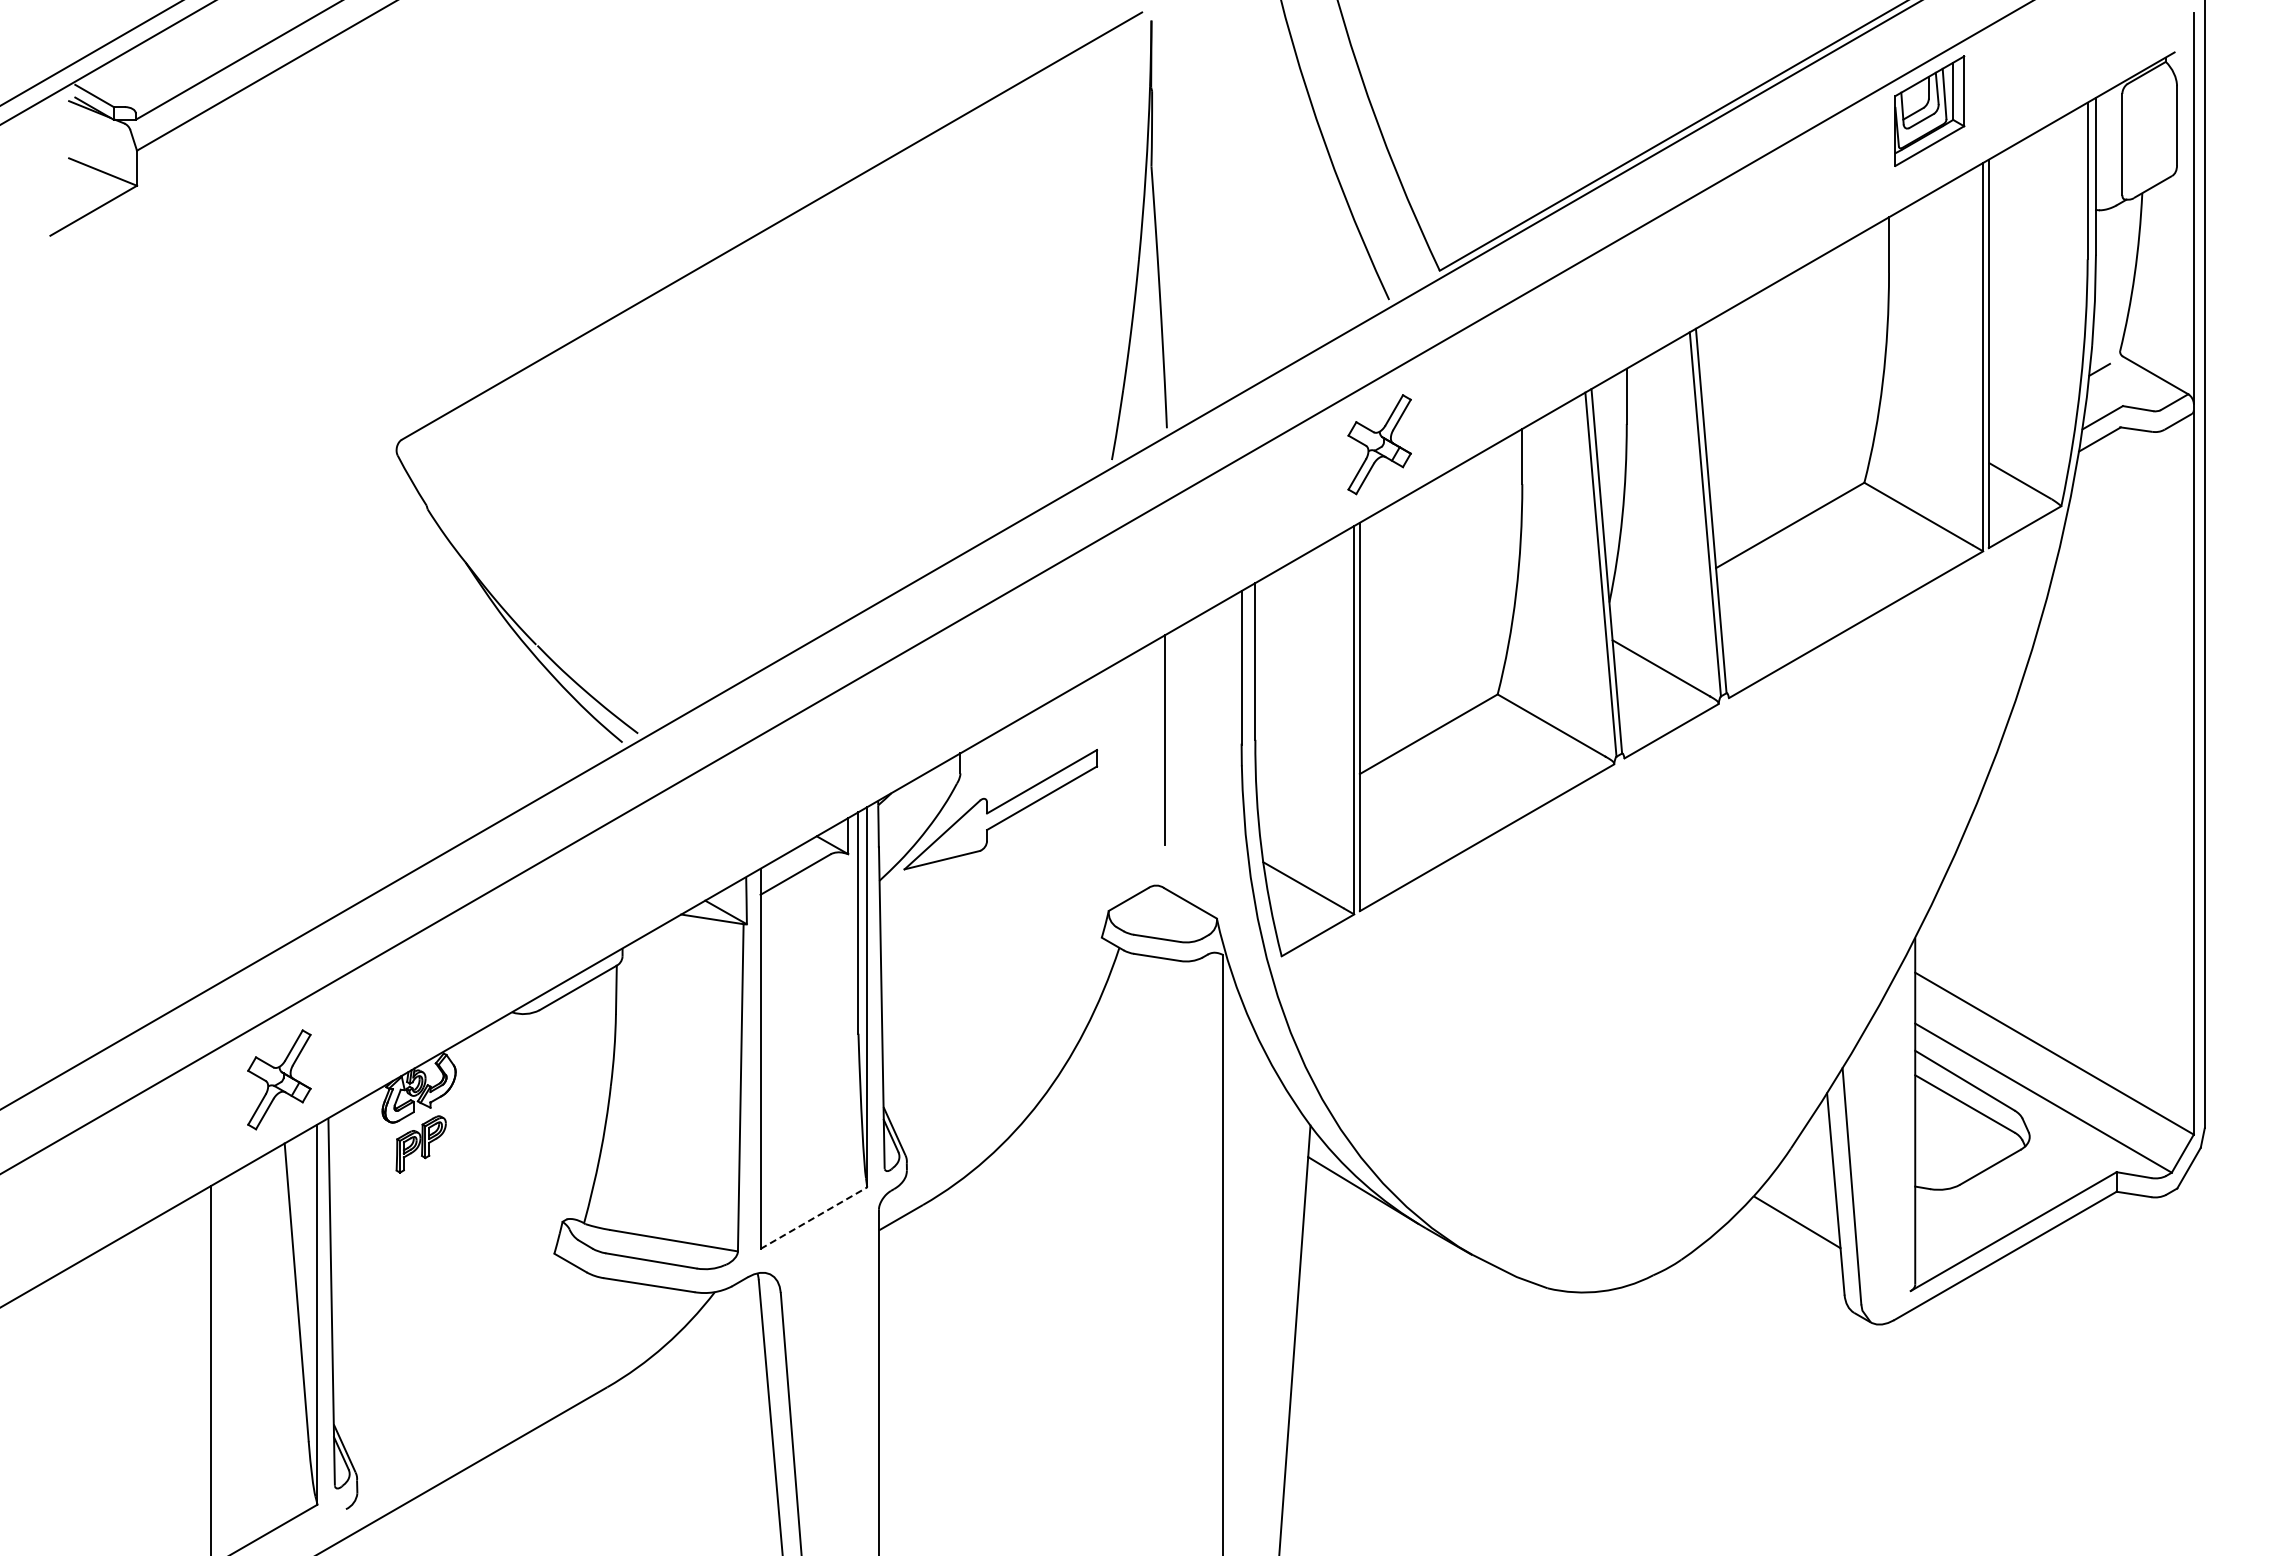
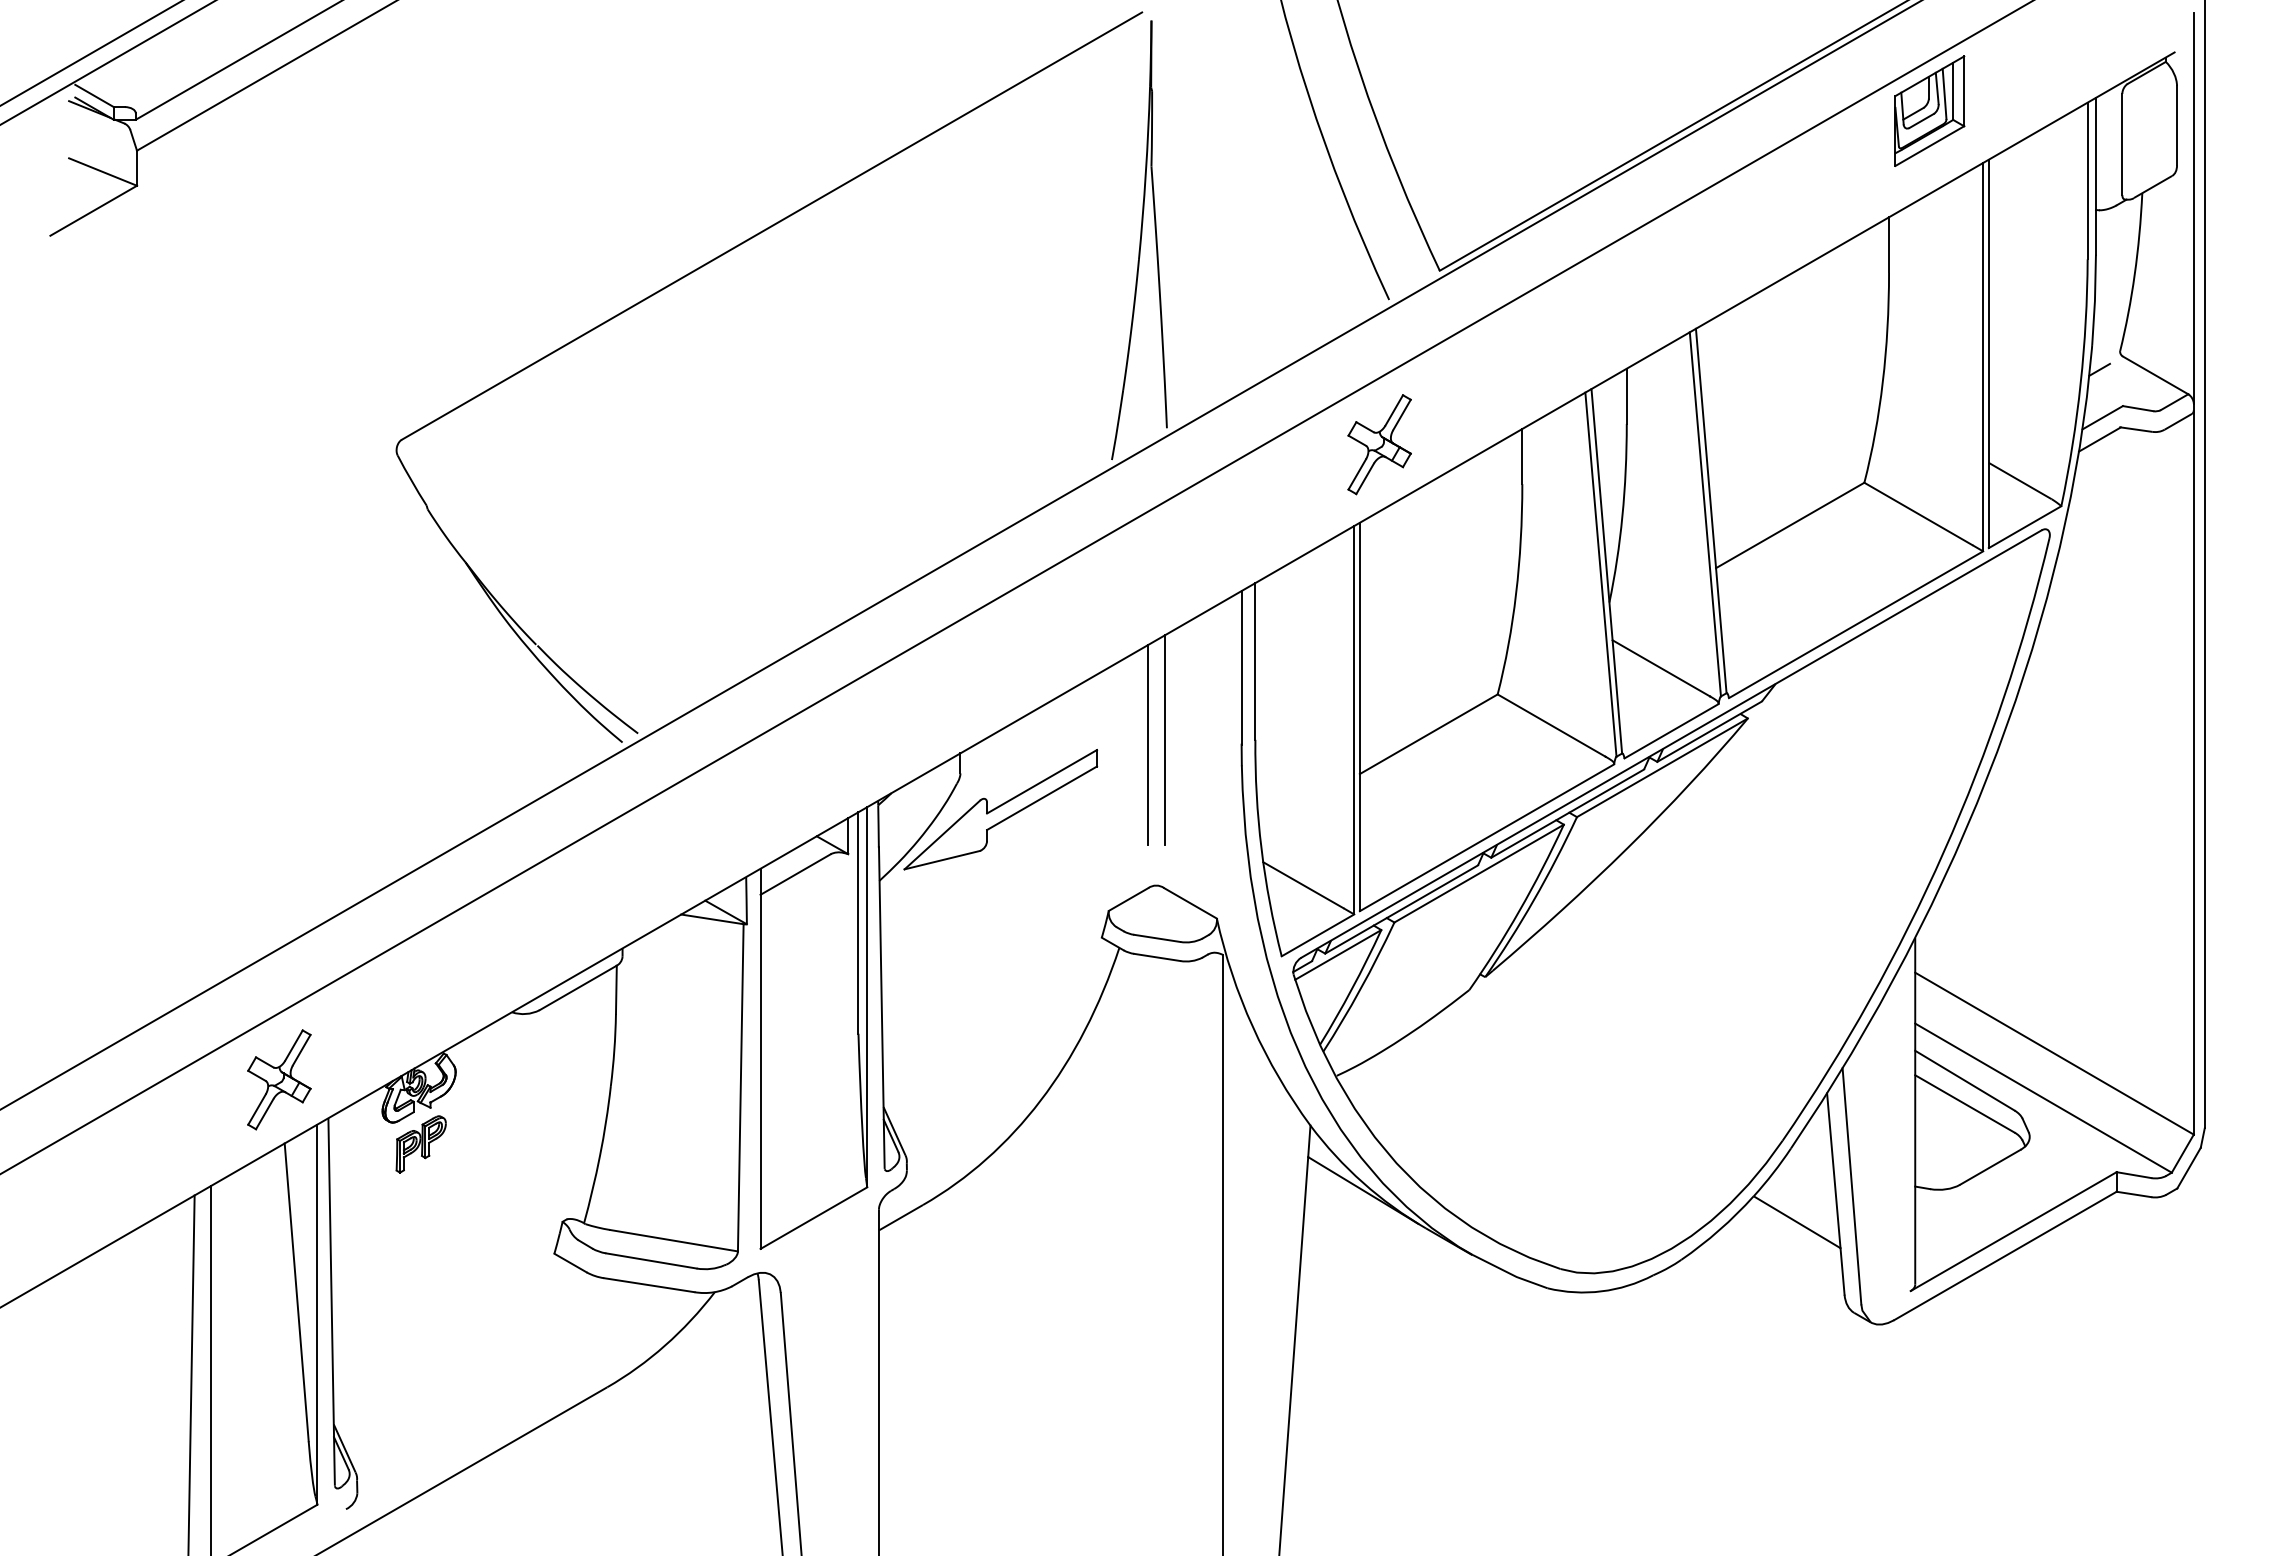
line: none -> present (1148, 745)
part: none -> present (1671, 901)
line: dashed -> solid (813, 1218)
line: none -> present (191, 1373)
